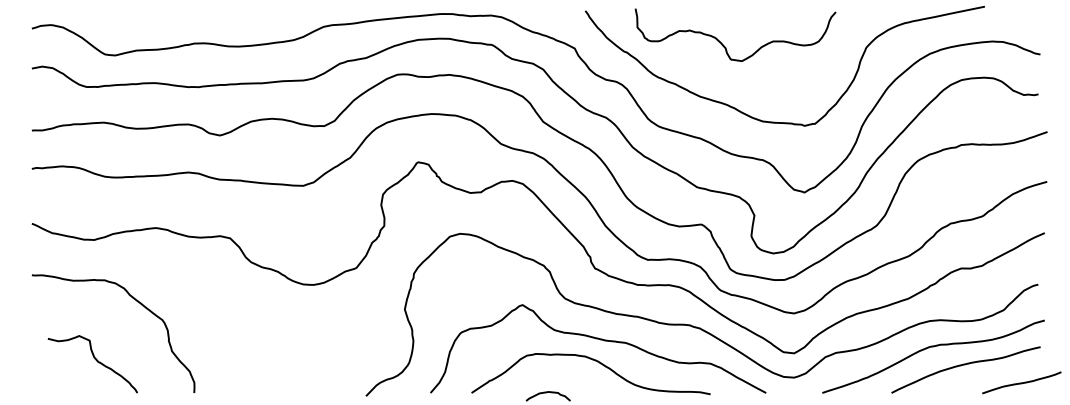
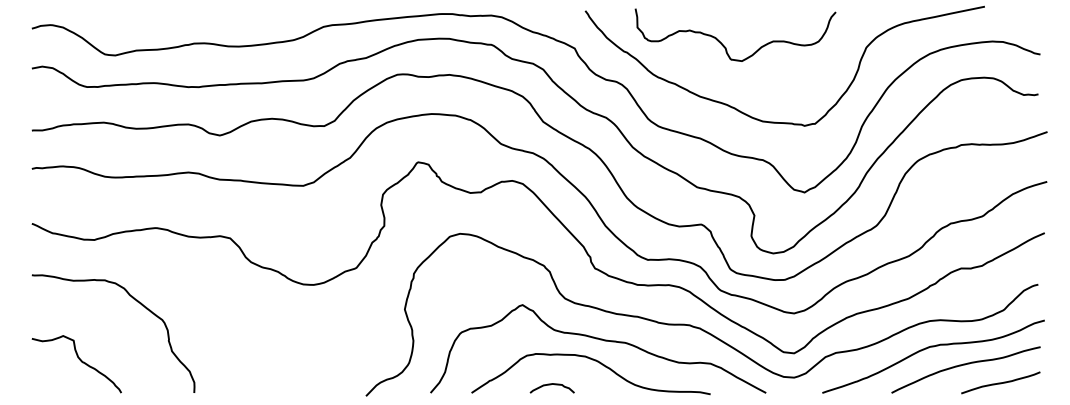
curve position: (95, 360) -> (79, 360) (79, 360)
curve position: (1021, 382) -> (1000, 382) (1000, 382)
curve position: (547, 393) -> (551, 385) (551, 385)
